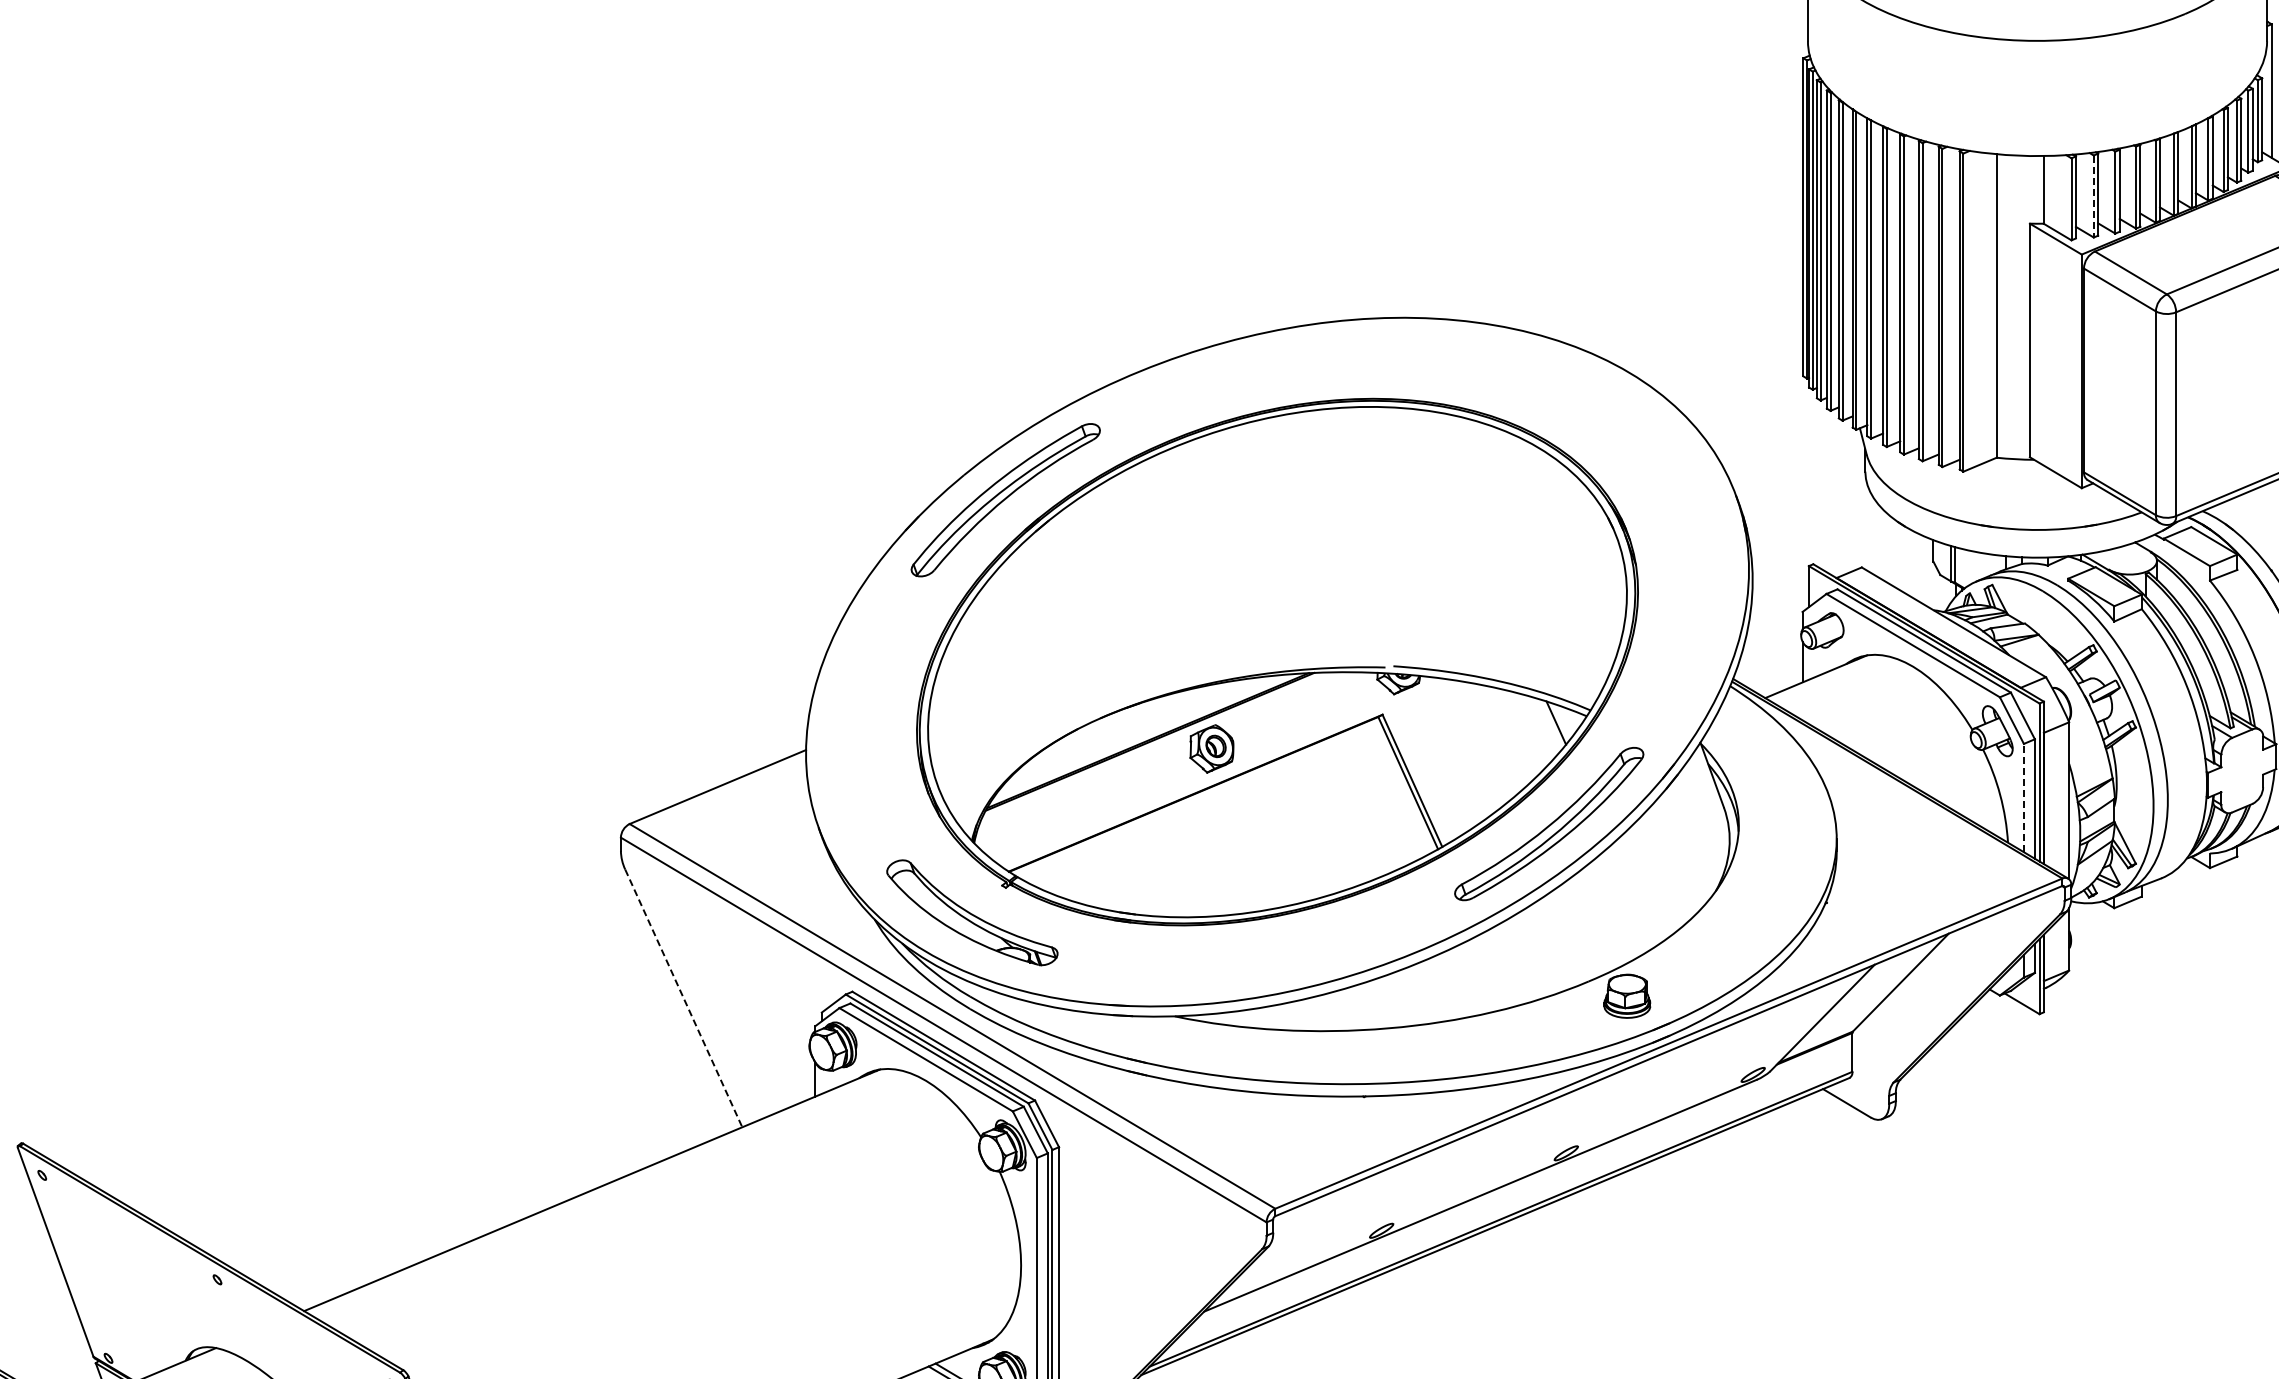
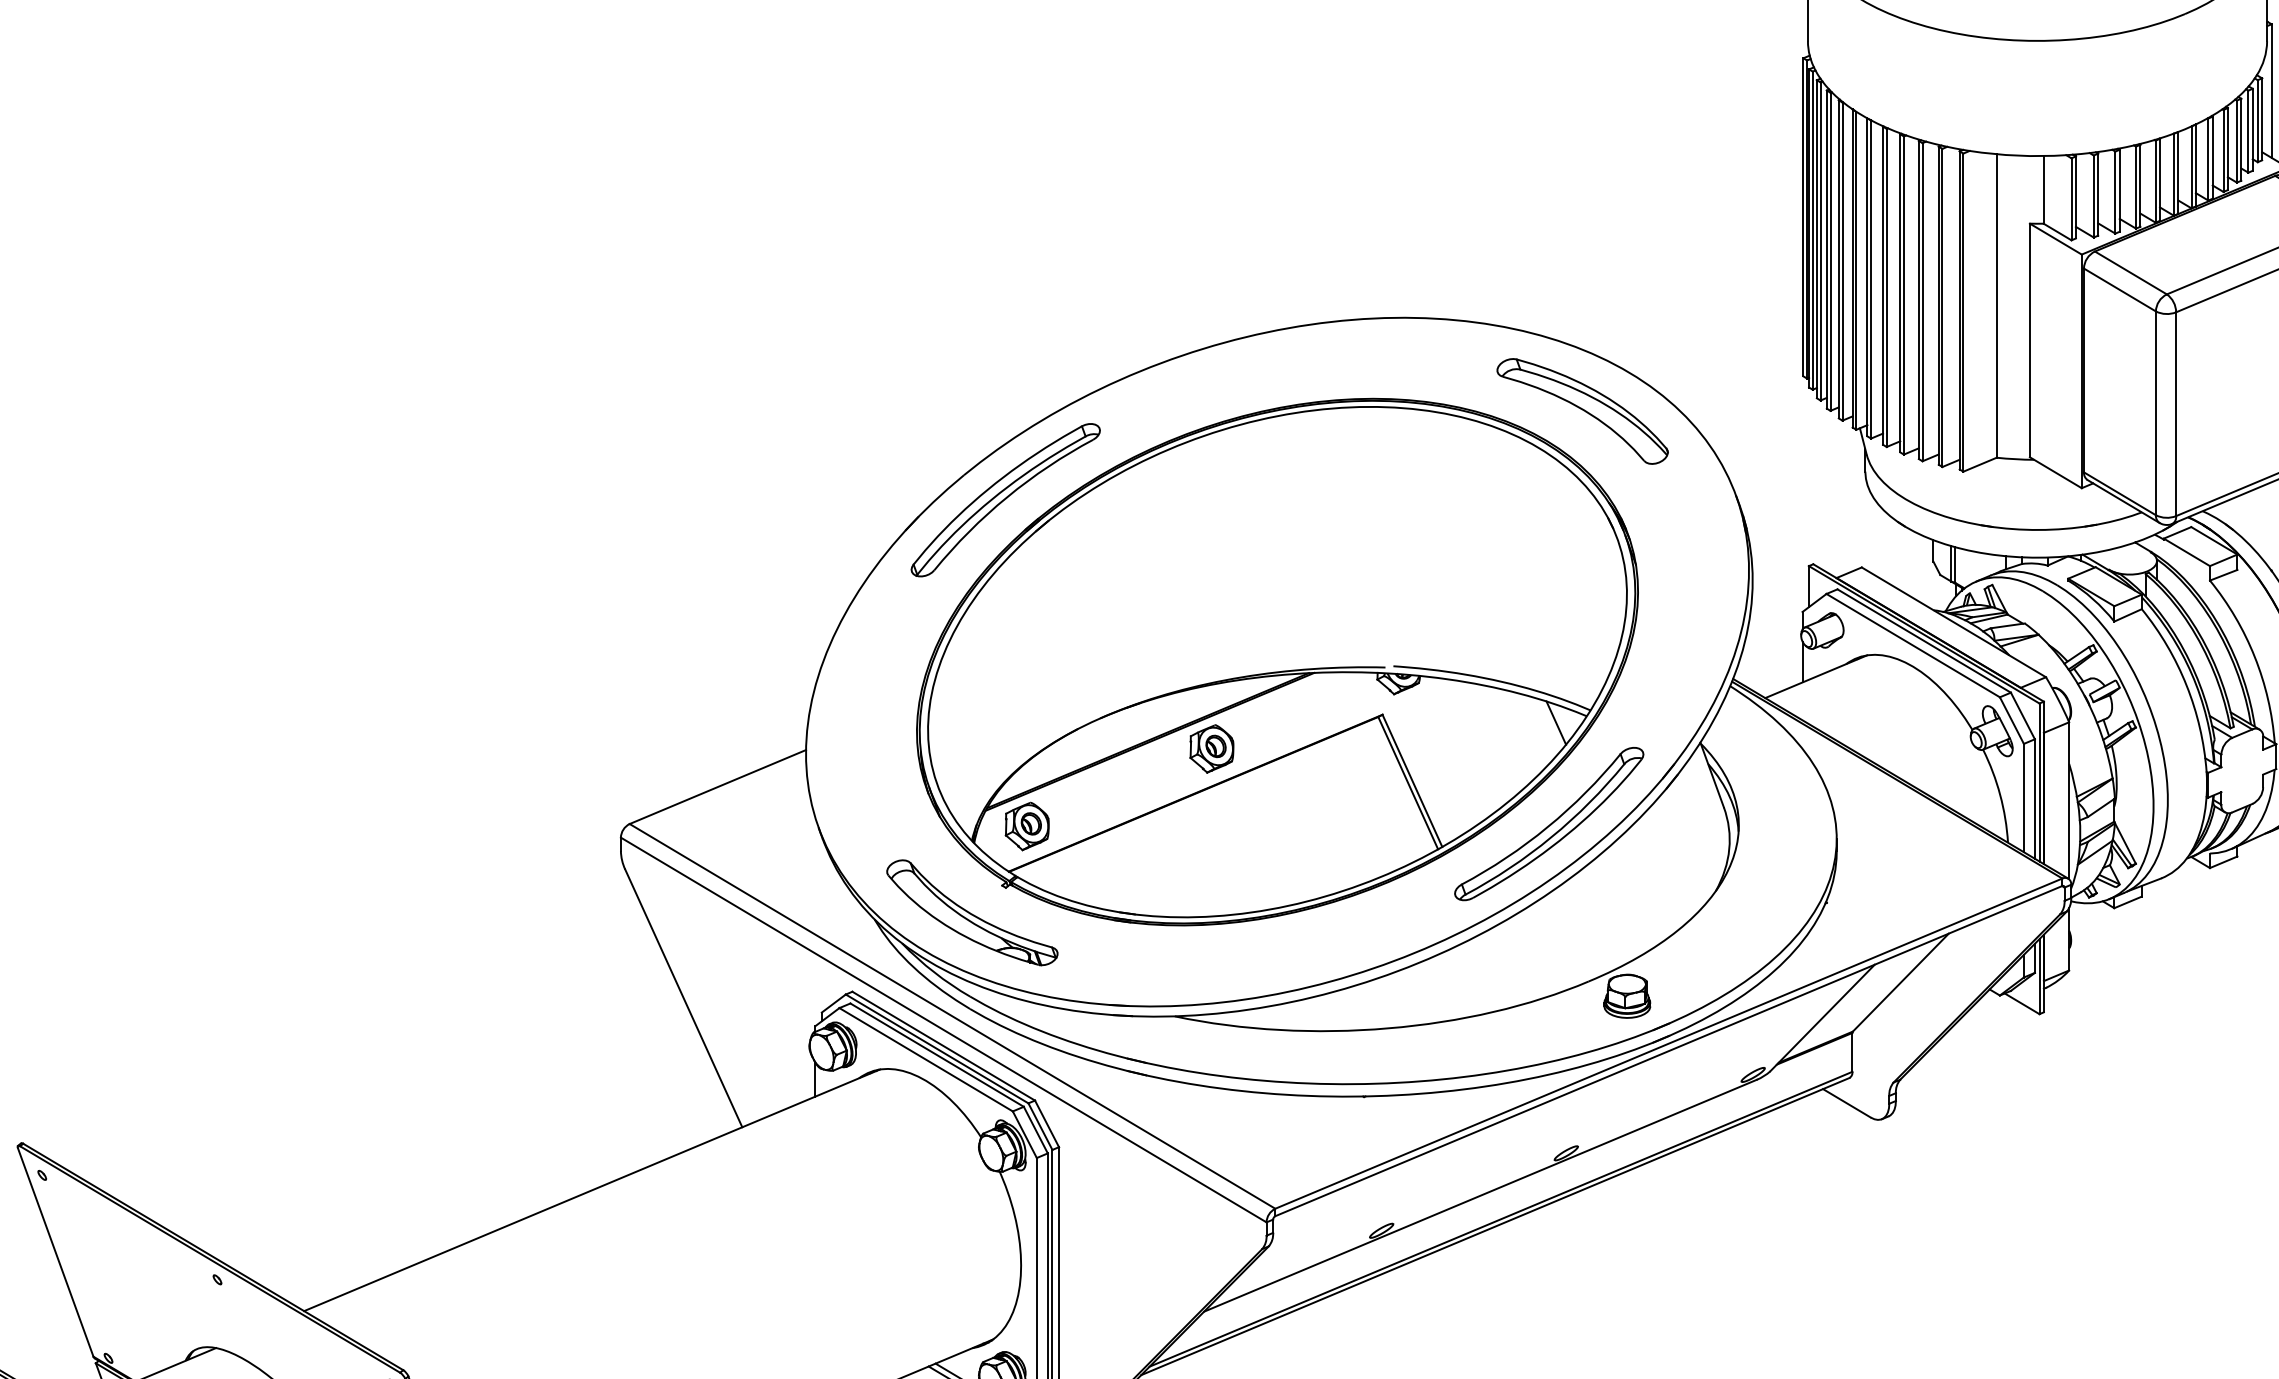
line: dashed -> solid (2093, 197)
part: none -> present (1582, 411)
line: dashed -> solid (2023, 797)
part: none -> present (1026, 826)
line: dashed -> solid (683, 998)
